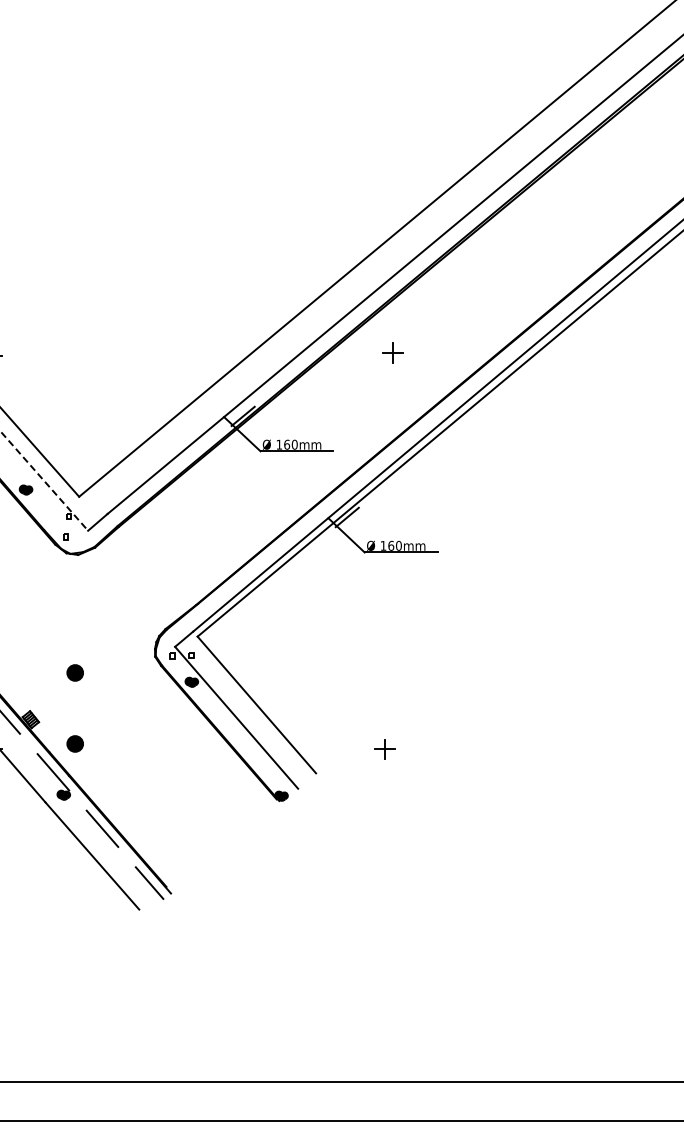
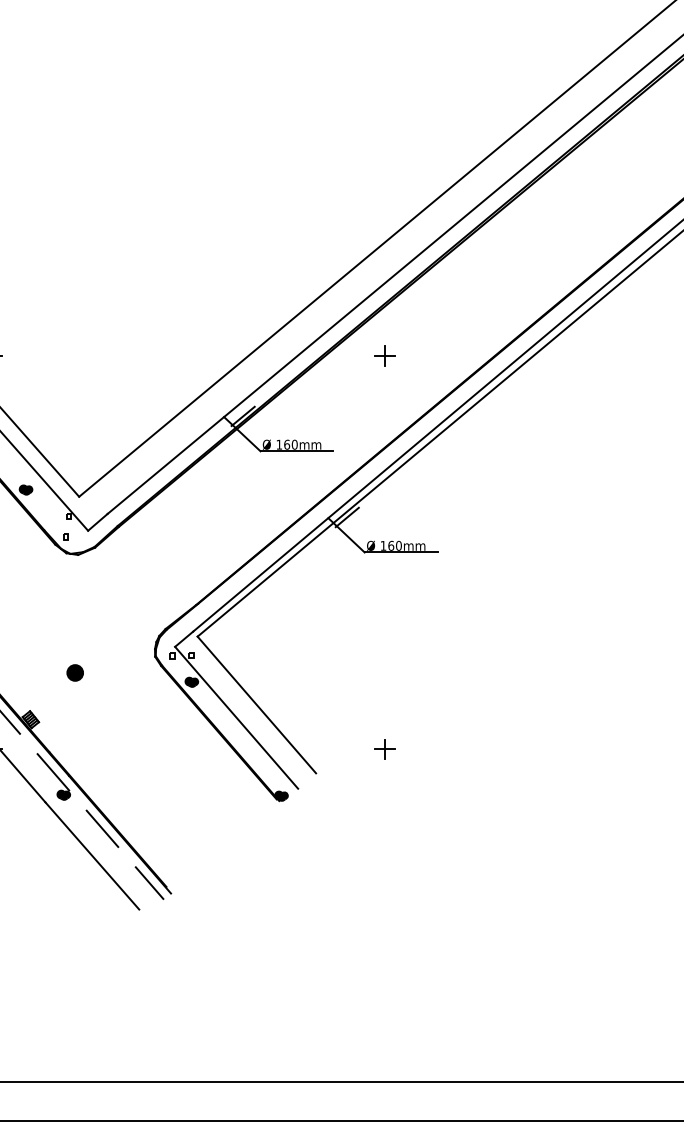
part position: (392, 352) -> (384, 355) (384, 355)
line: dashed -> solid (44, 481)
part: present -> none (74, 743)
